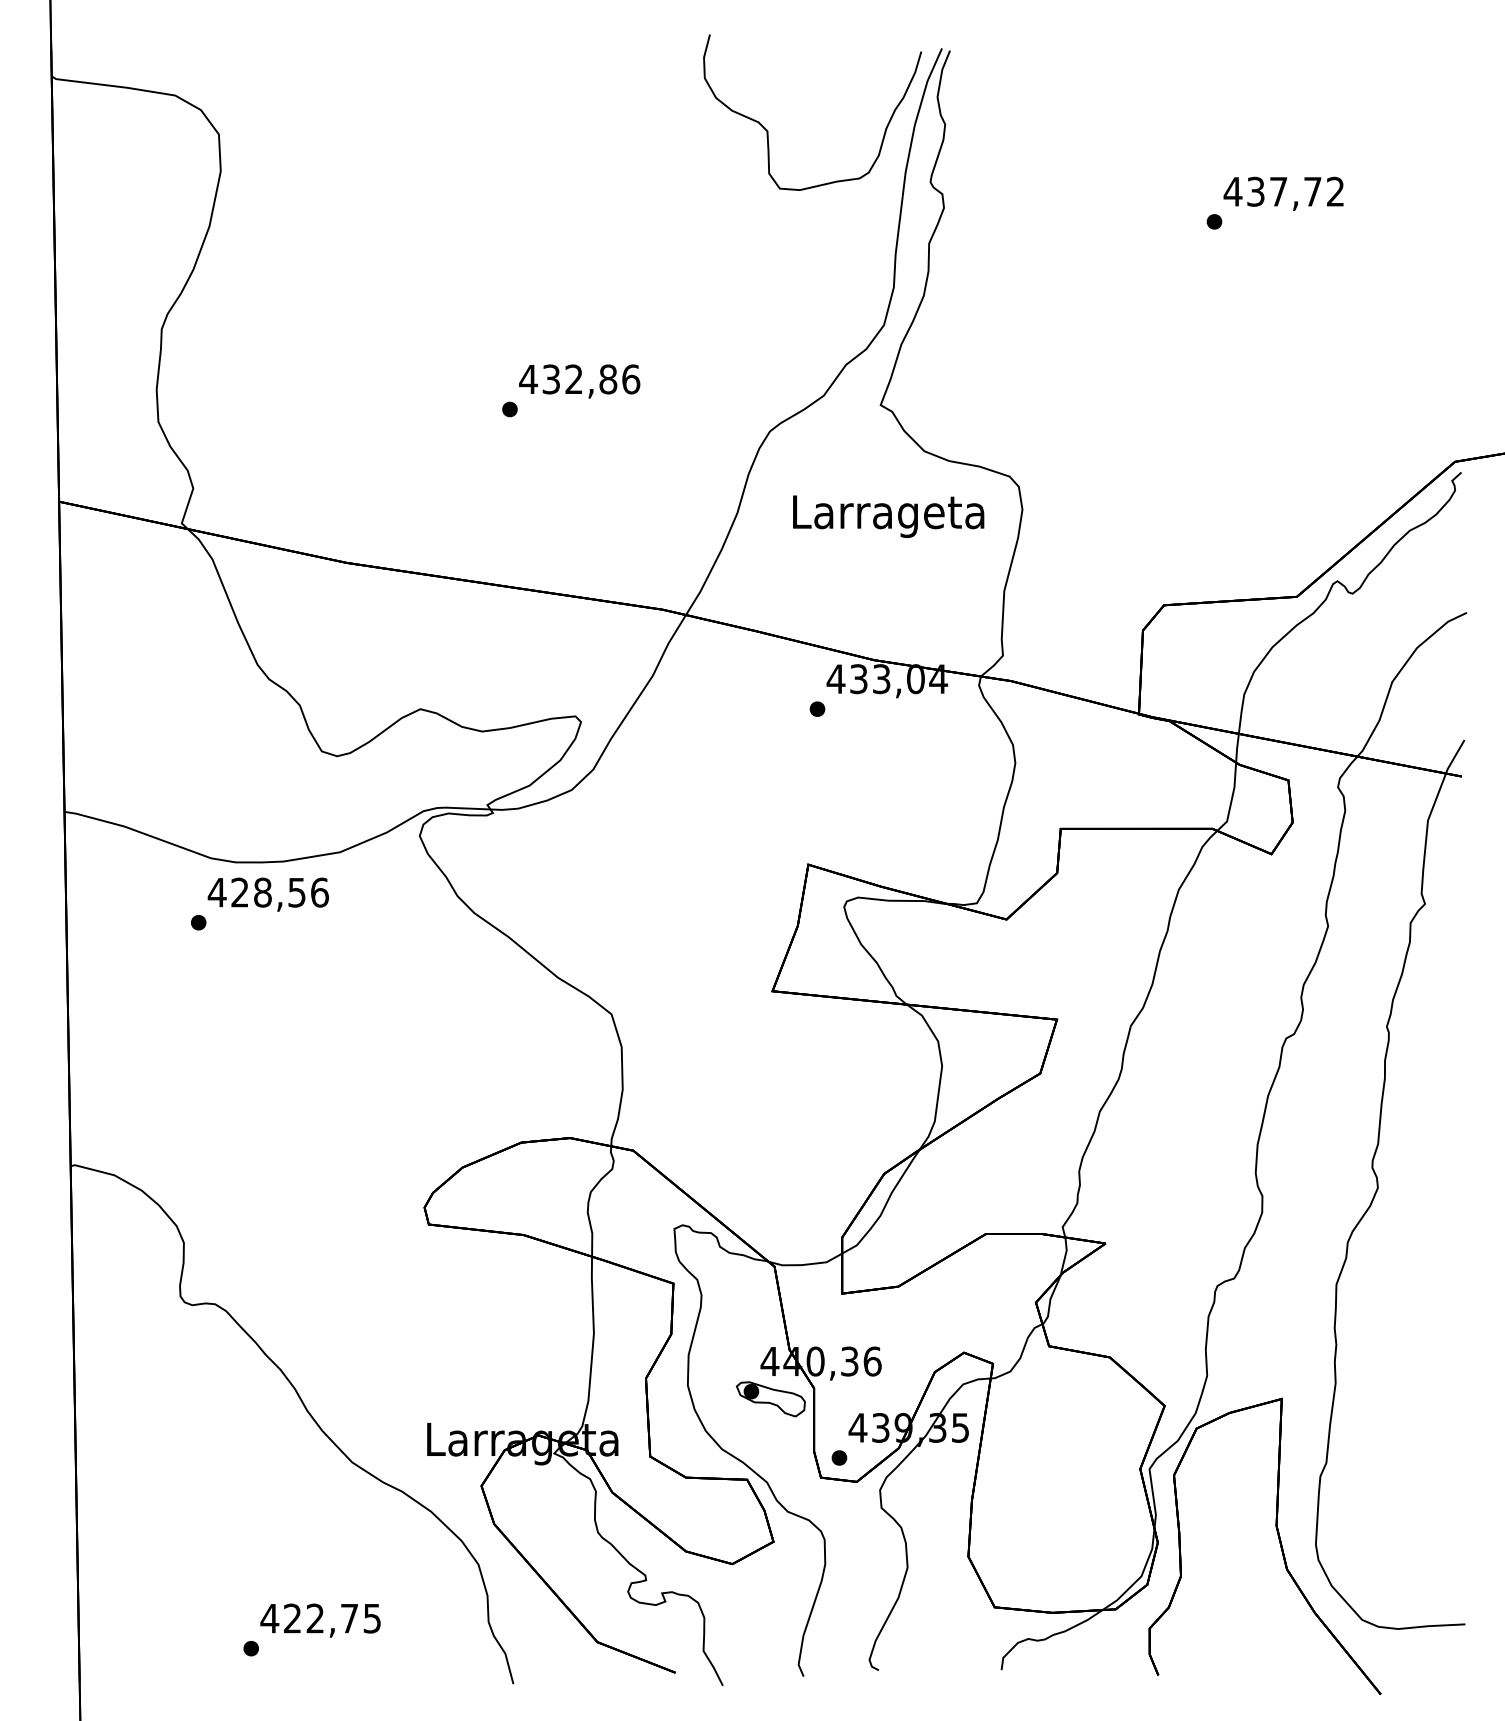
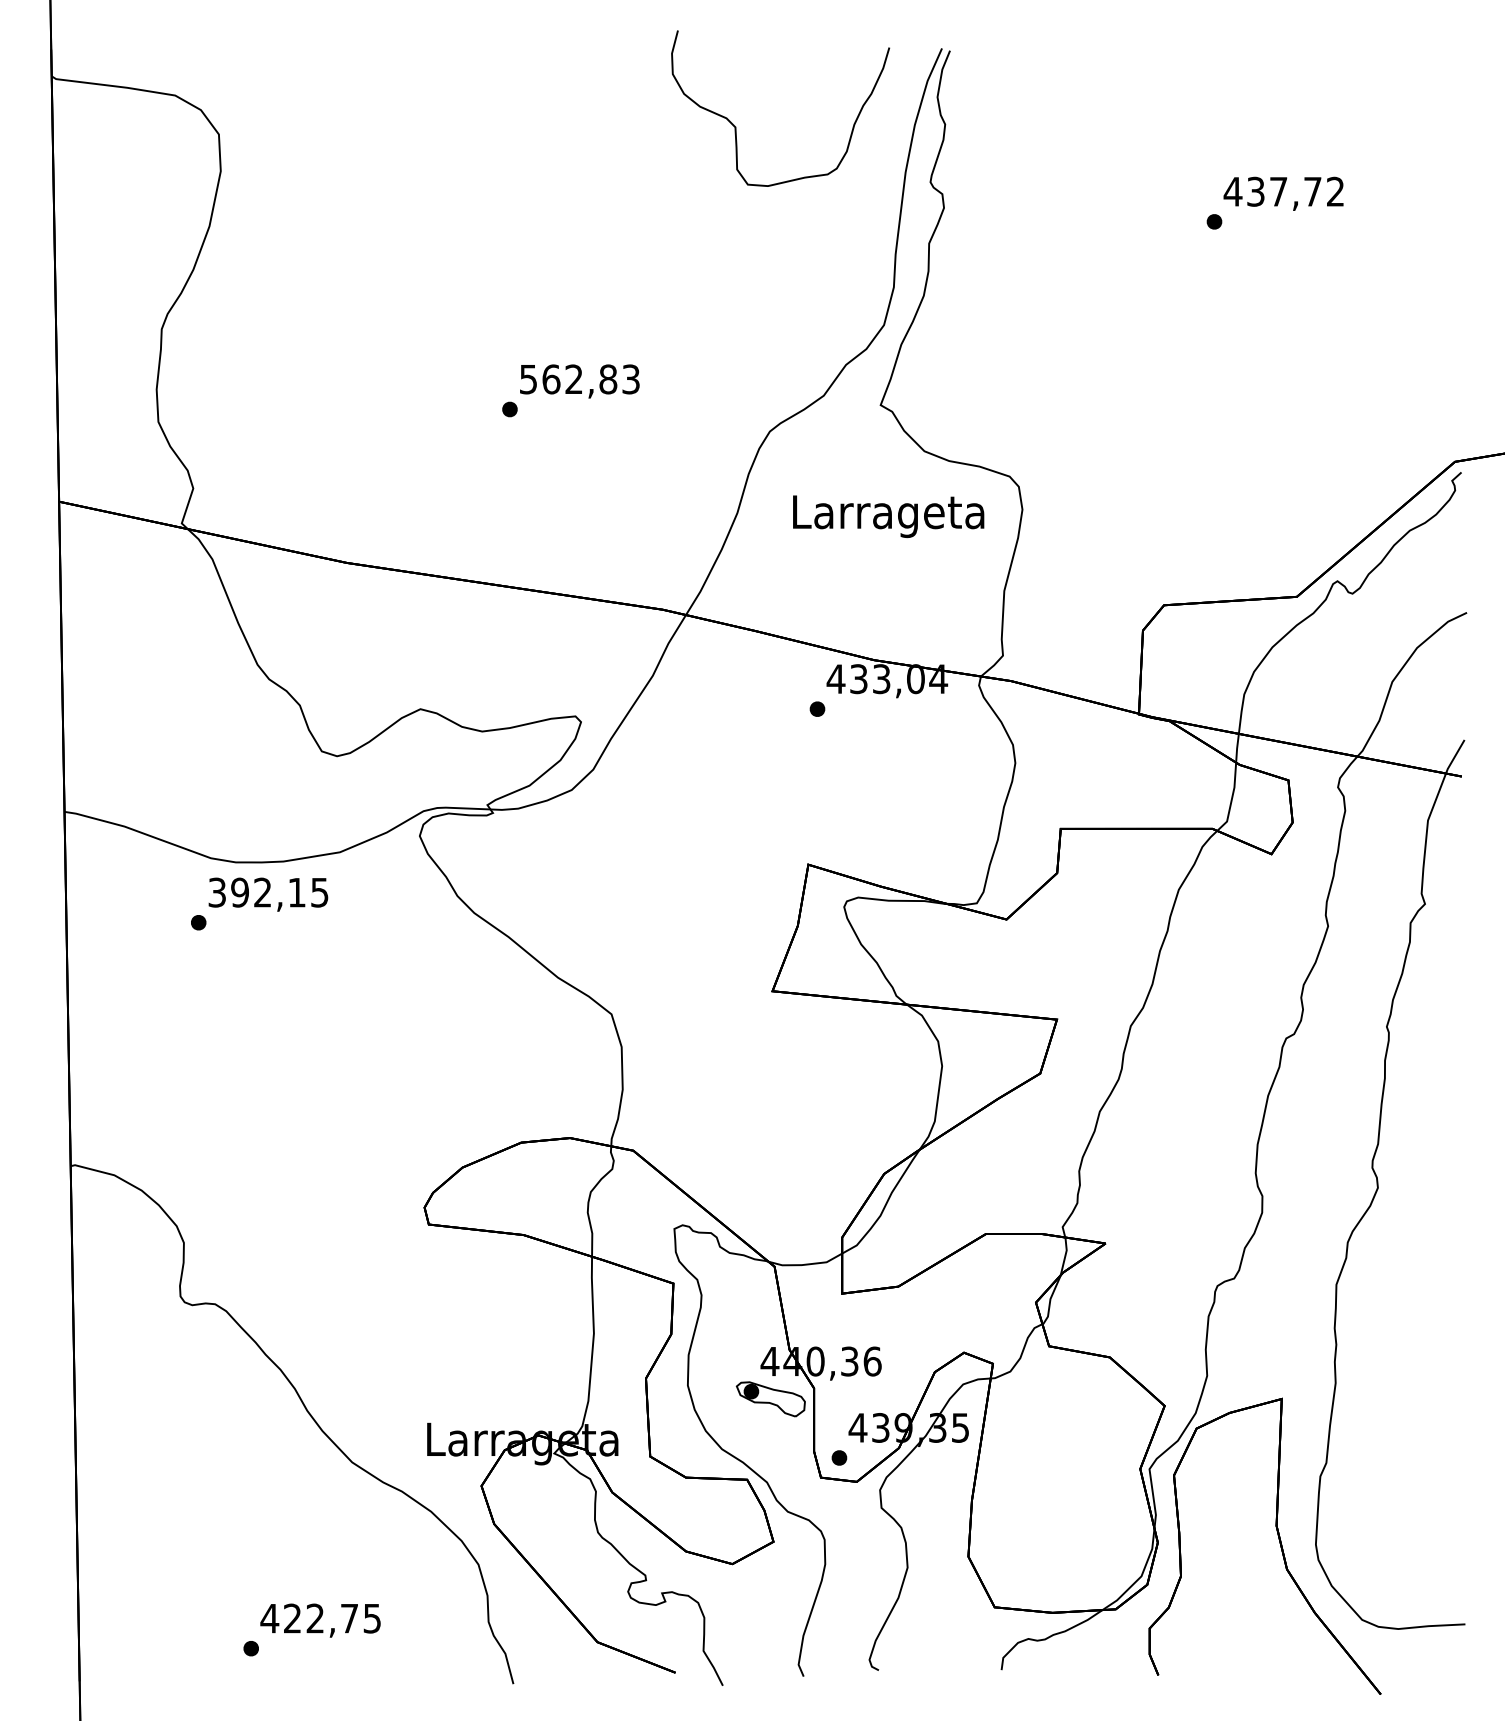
curve position: (768, 131) -> (736, 127) (736, 127)
text: 432,86 -> 562,83 (579, 379)
text: 428,56 -> 392,15 (267, 892)
